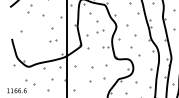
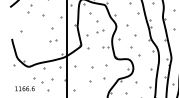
part position: (21, 86) -> (29, 84) (29, 84)
